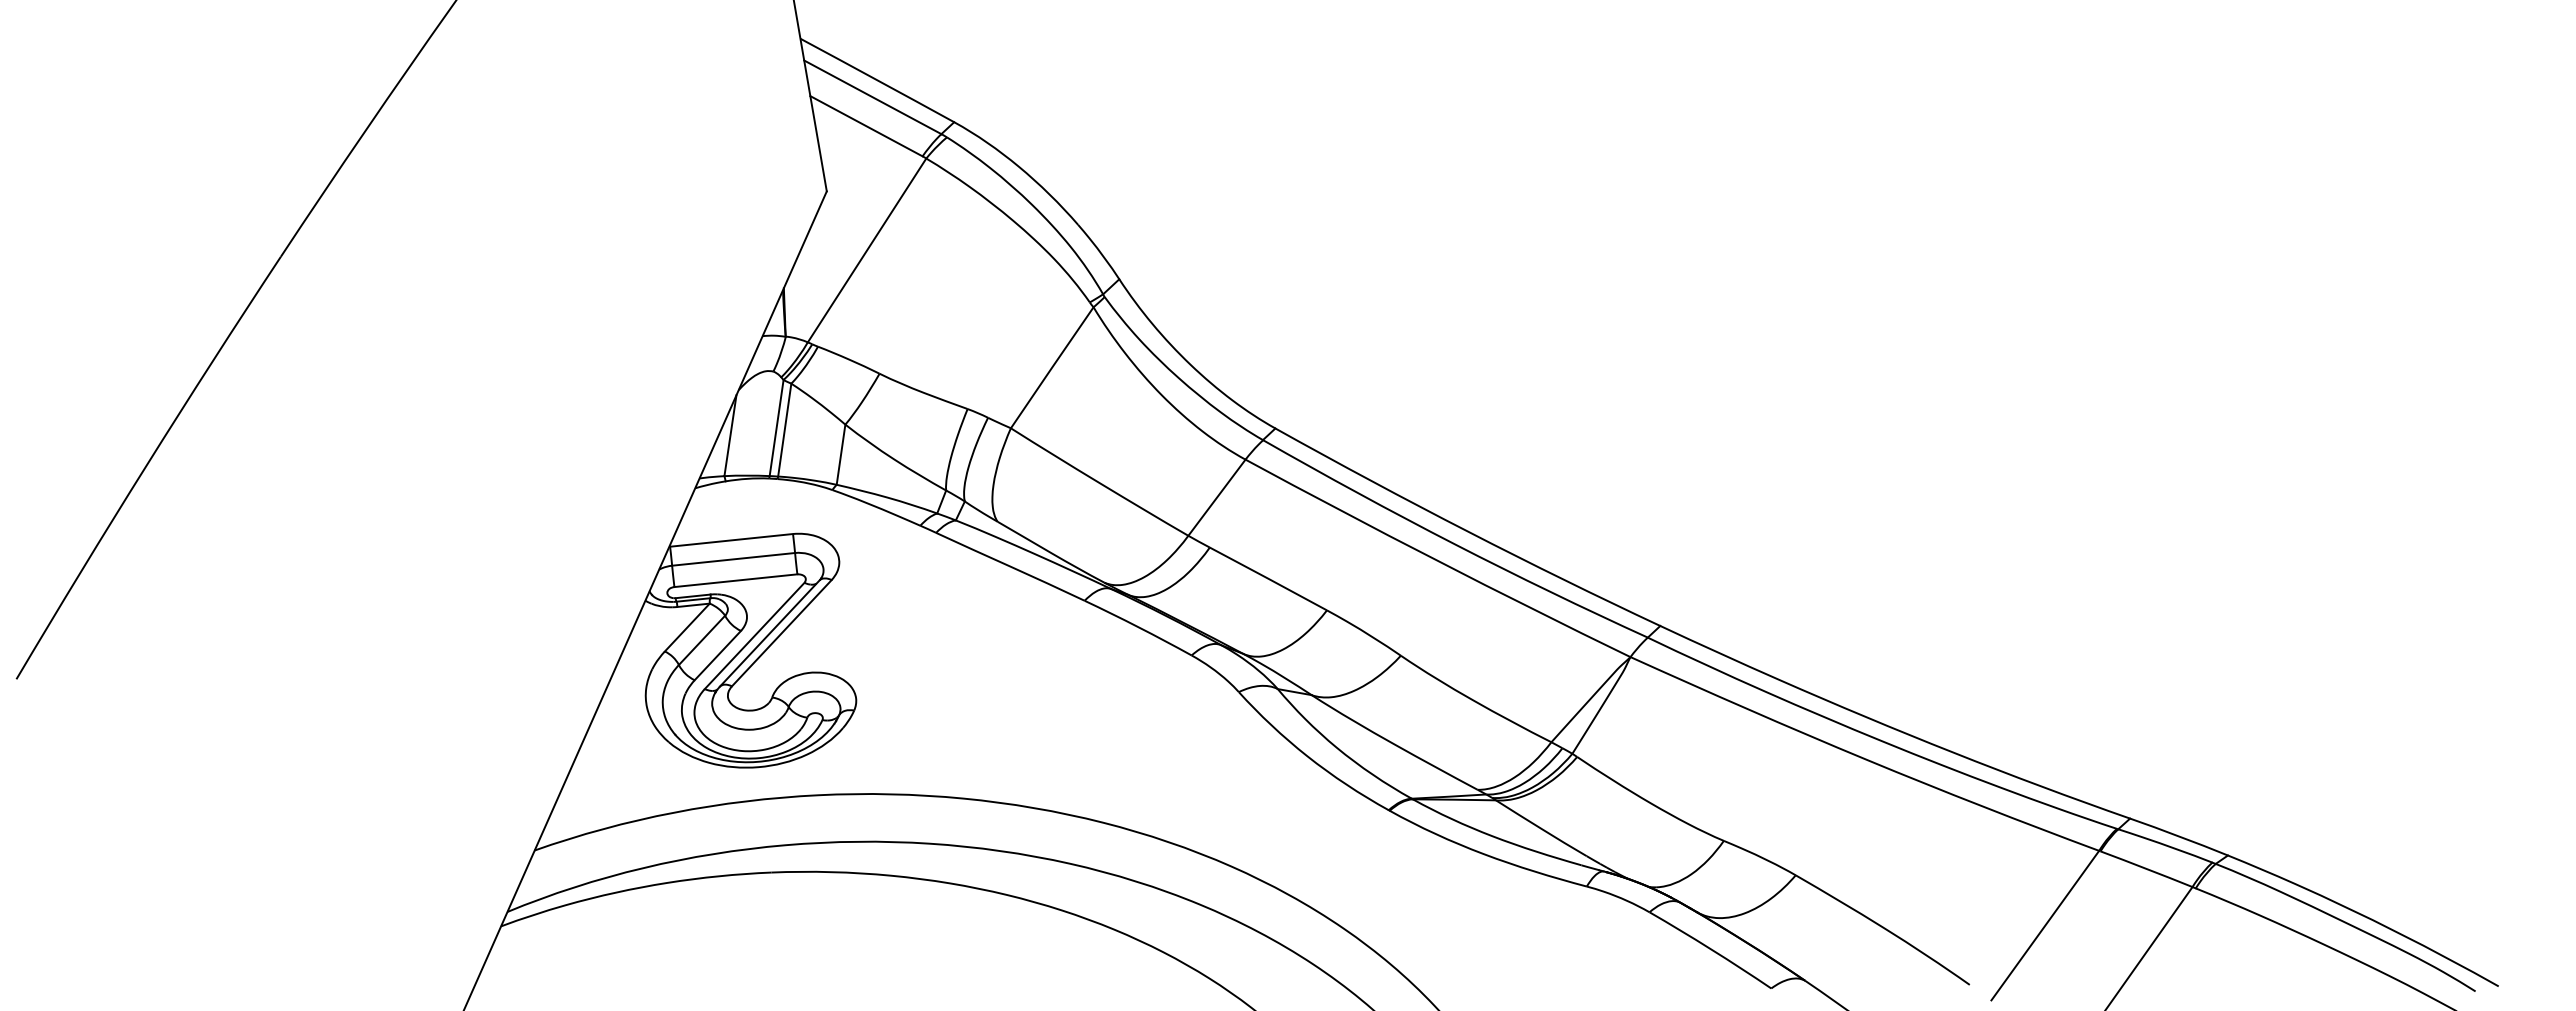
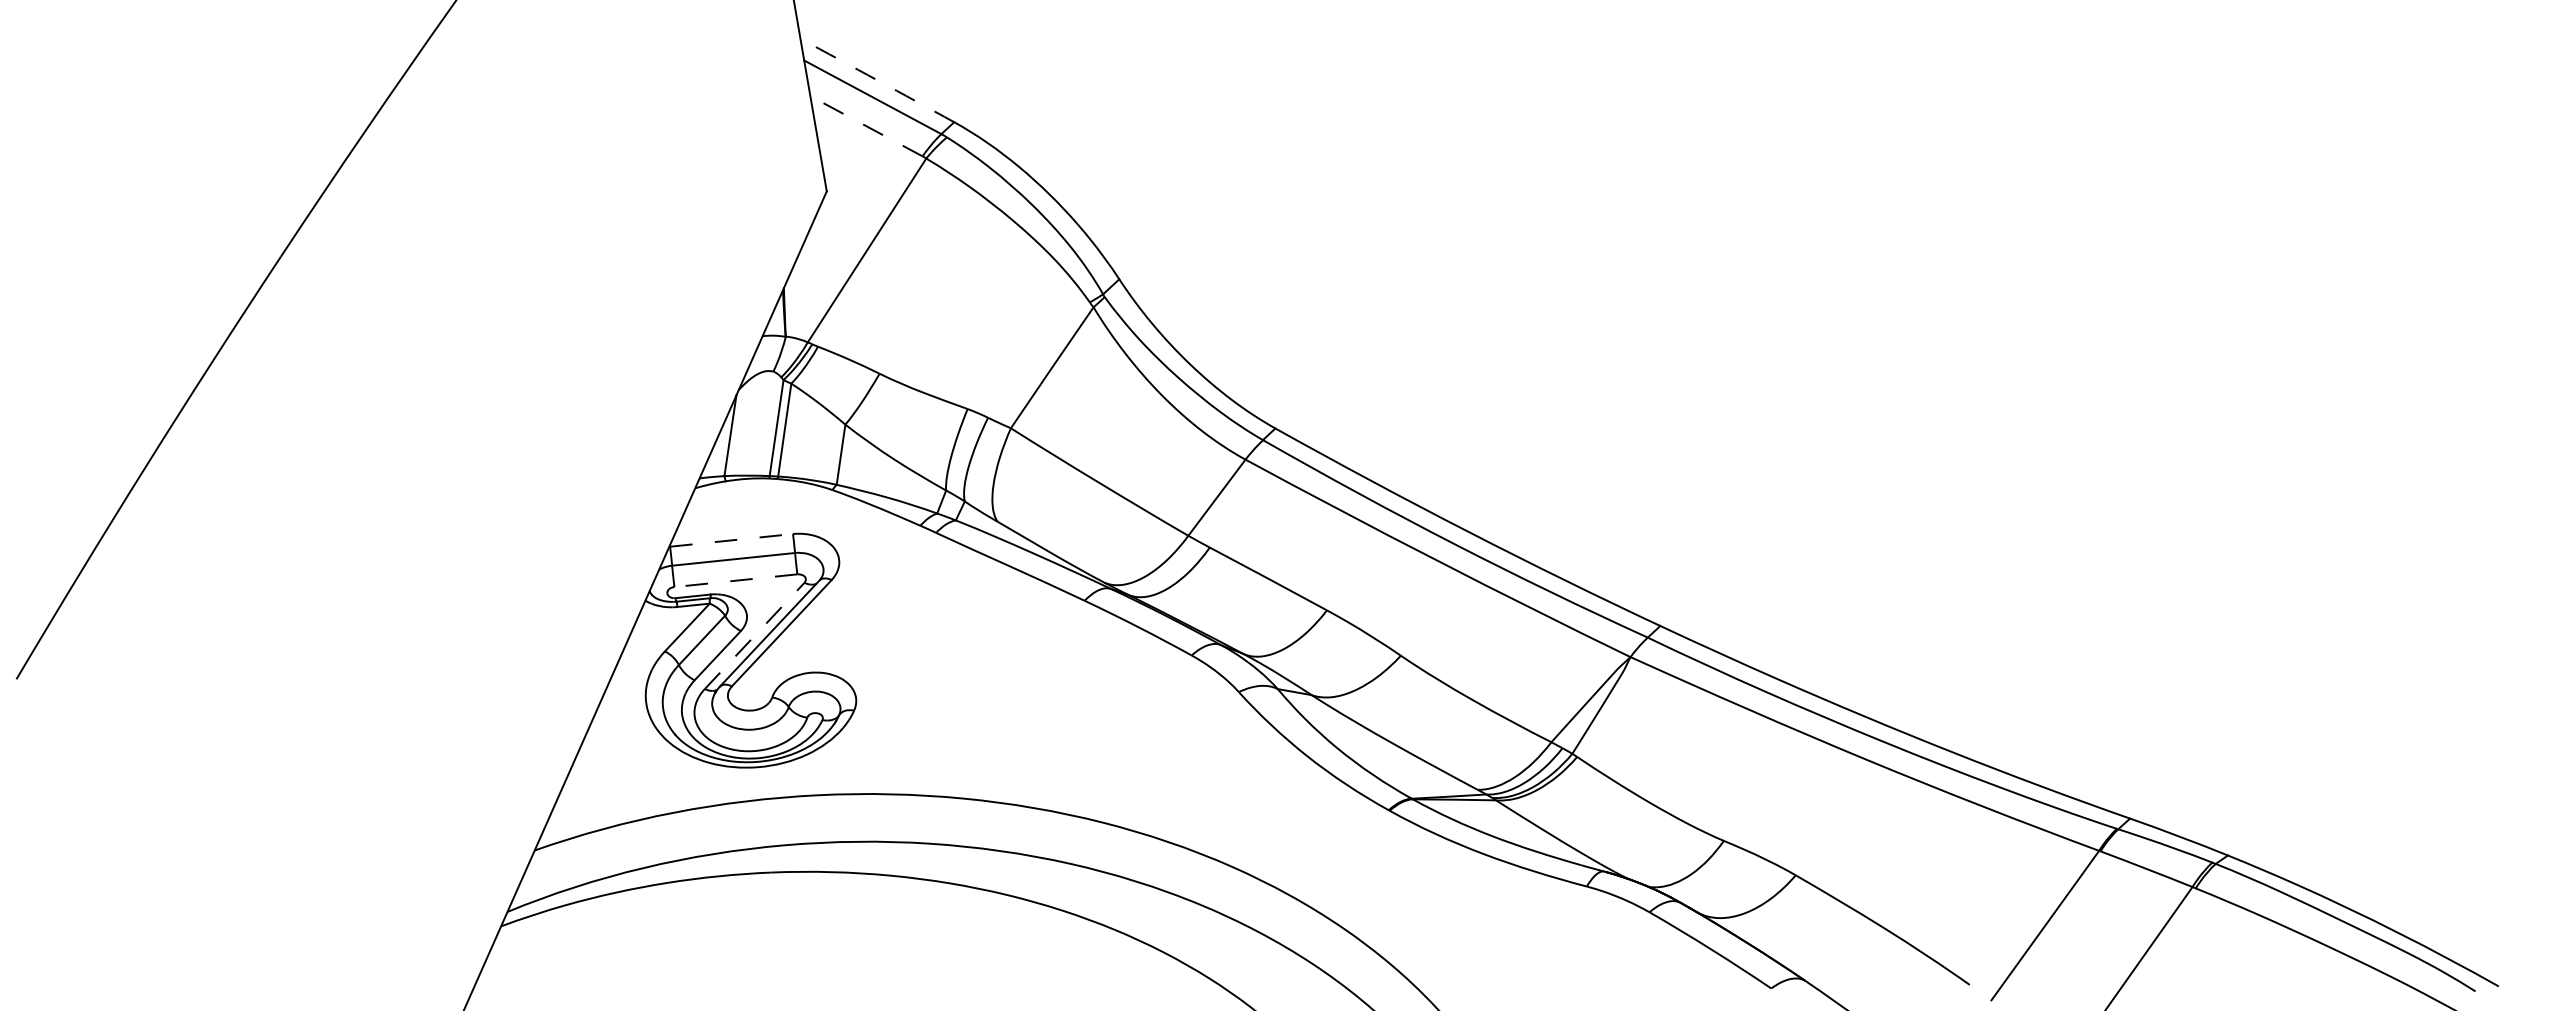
arc: solid -> dashed (877, 80)
line: solid -> dashed (866, 126)
line: solid -> dashed (731, 540)
line: solid -> dashed (735, 580)
line: solid -> dashed (754, 635)
